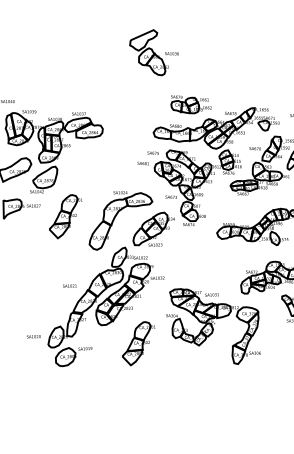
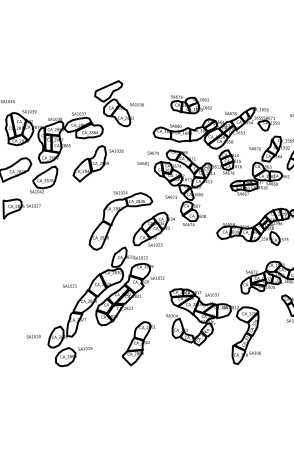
part position: (153, 52) -> (118, 103) (118, 103)
part: none -> present (97, 163)
part: present -> none (65, 216)
